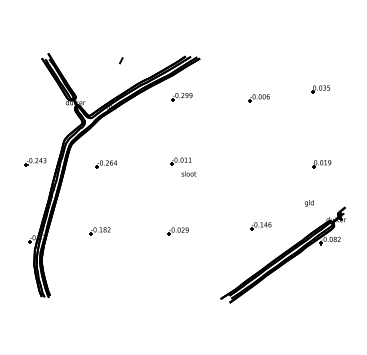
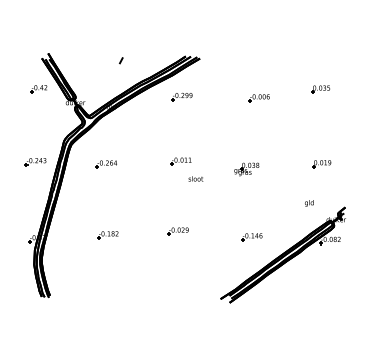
part: none -> present (38, 89)
part: none -> present (246, 169)
text position: (188, 173) -> (195, 178) (195, 178)
part position: (260, 226) -> (251, 237) (251, 237)
part position: (99, 231) -> (107, 235) (107, 235)
